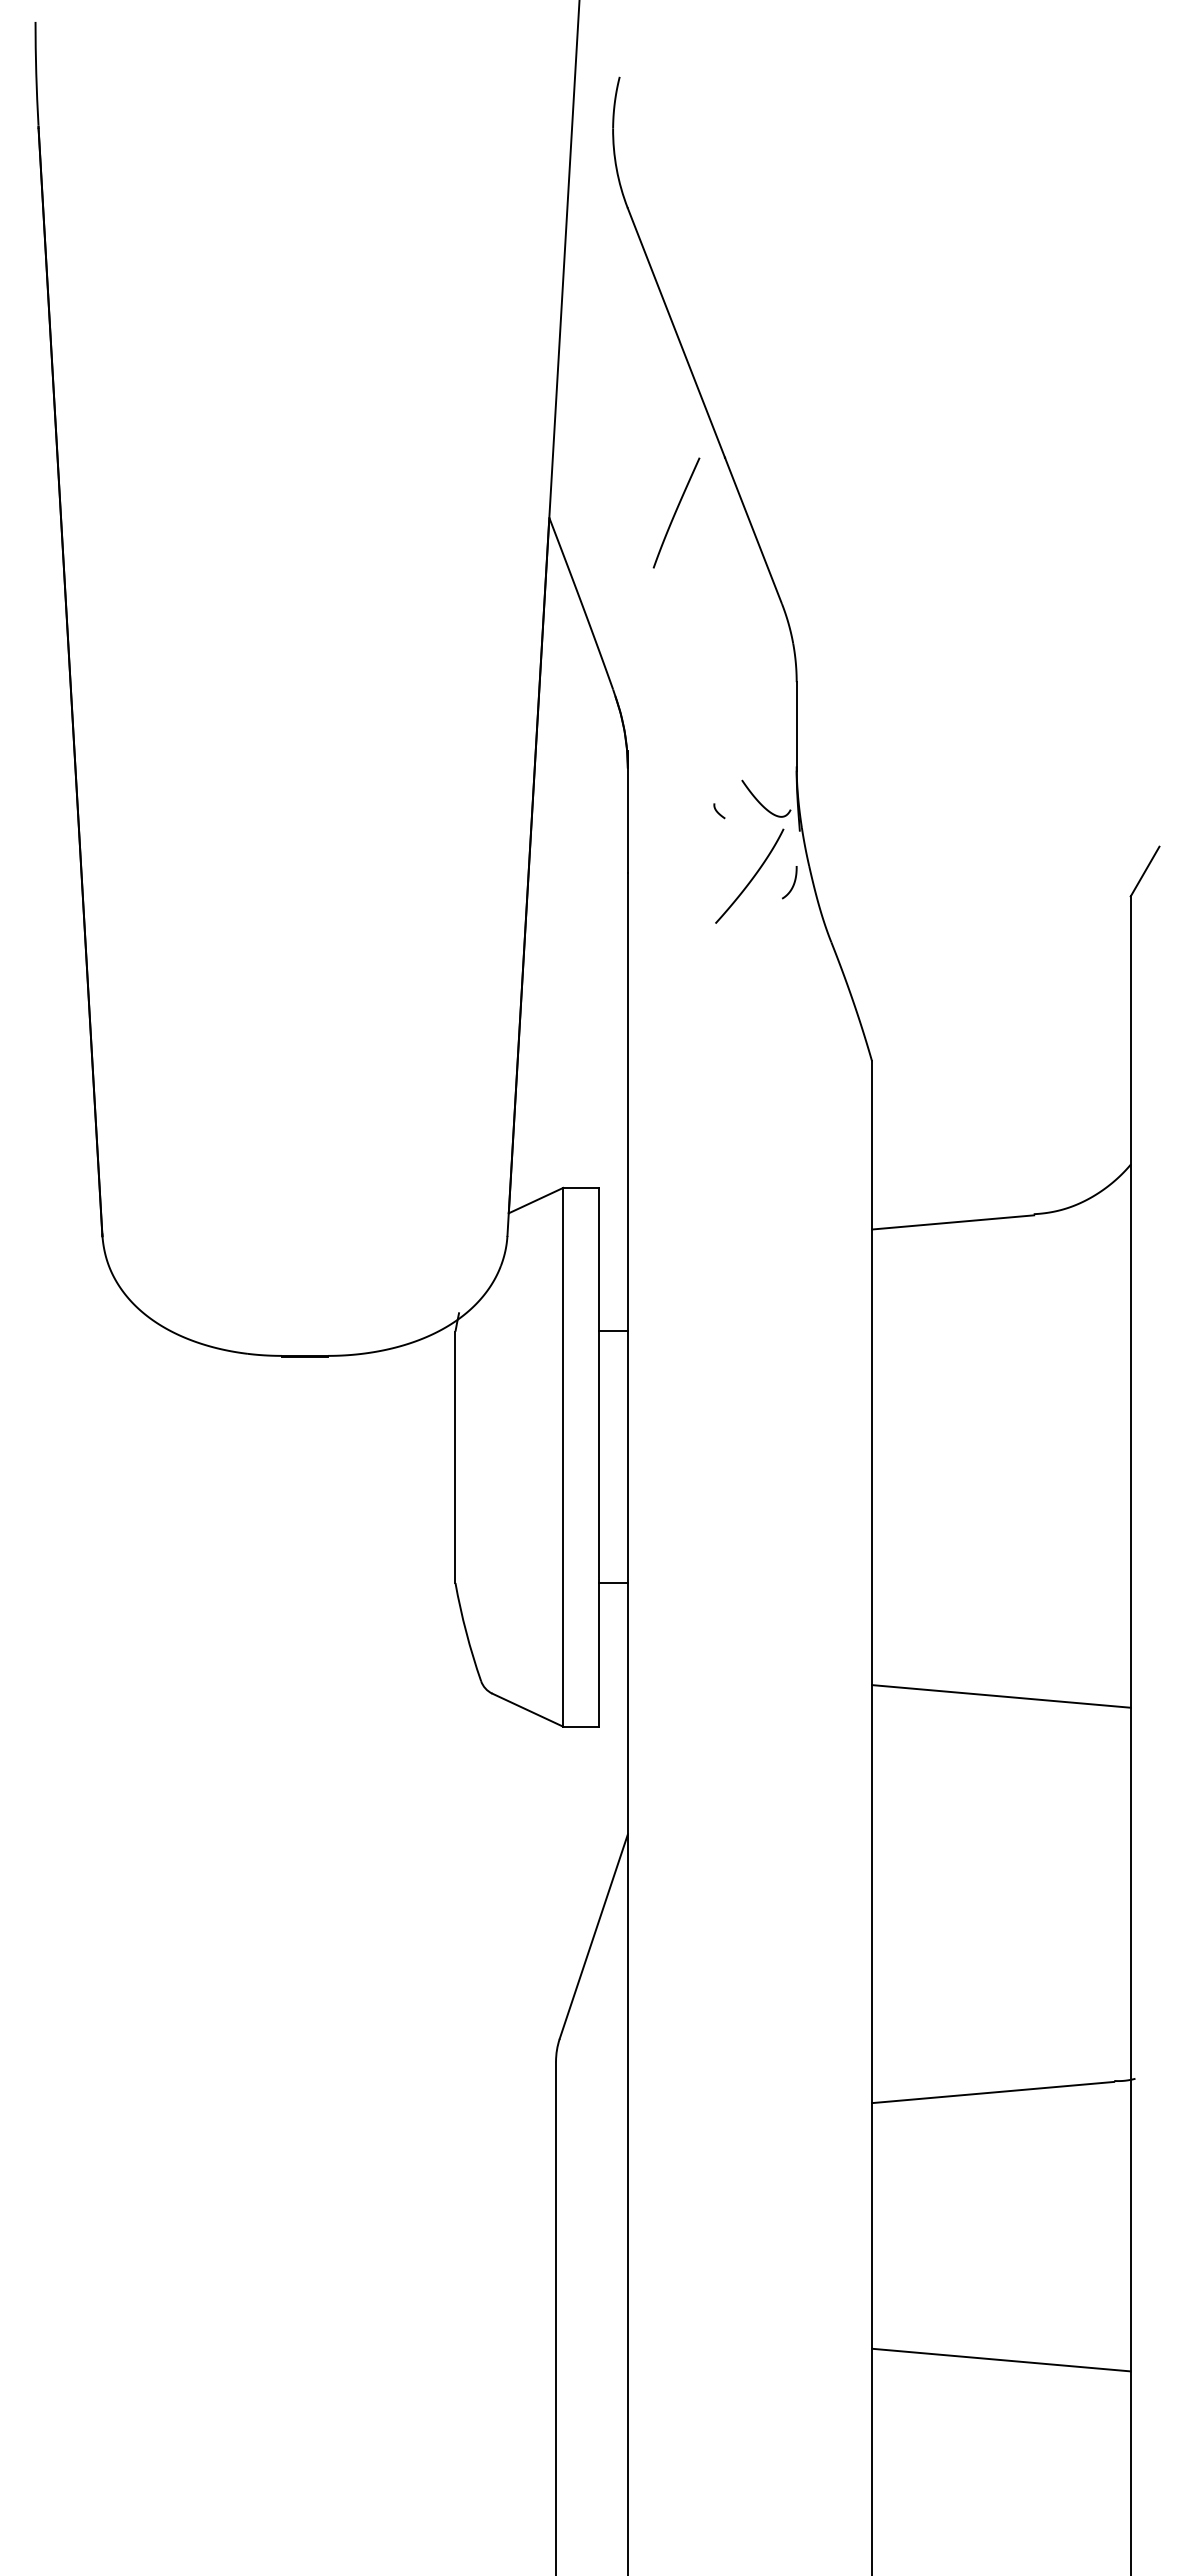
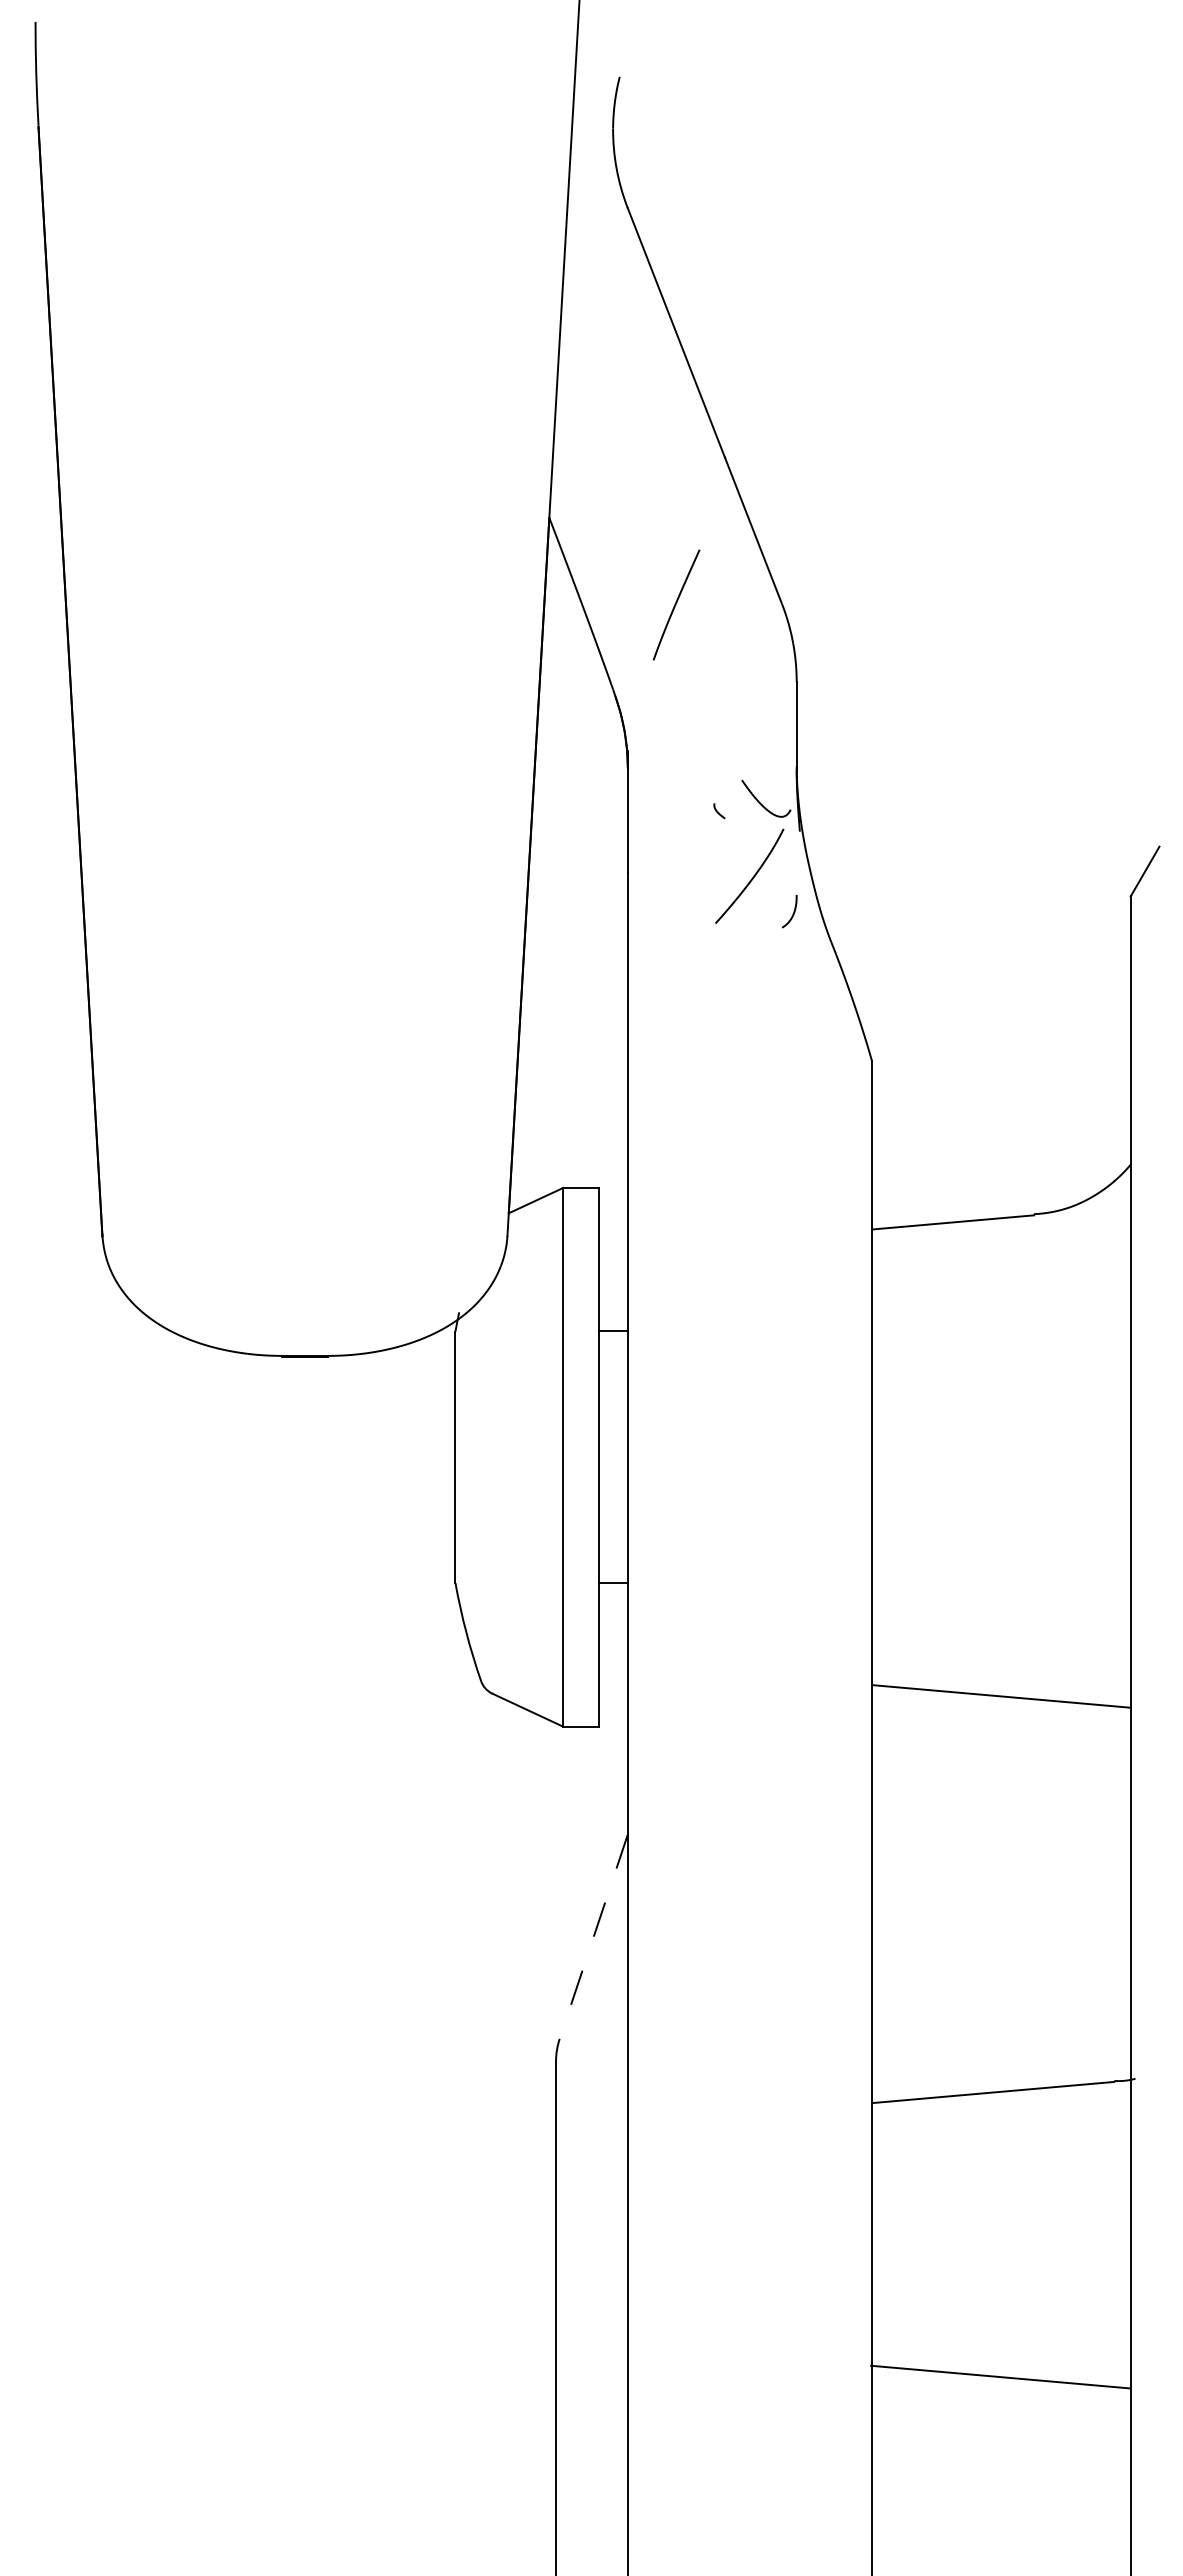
curve position: (676, 512) -> (676, 604) (676, 604)
curve position: (793, 882) -> (793, 911) (793, 911)
line: solid -> dashed (593, 1936)
line position: (1001, 2359) -> (1000, 2376) (1000, 2376)
